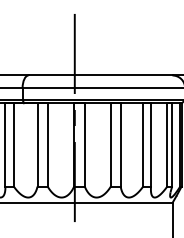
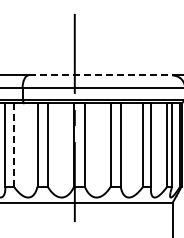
line: solid -> dashed (100, 75)
line: solid -> dashed (13, 144)
